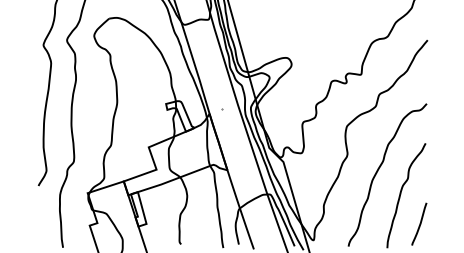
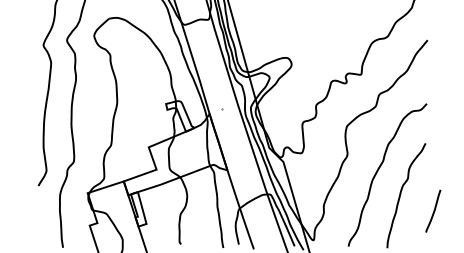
curve position: (419, 223) -> (433, 210) (433, 210)
